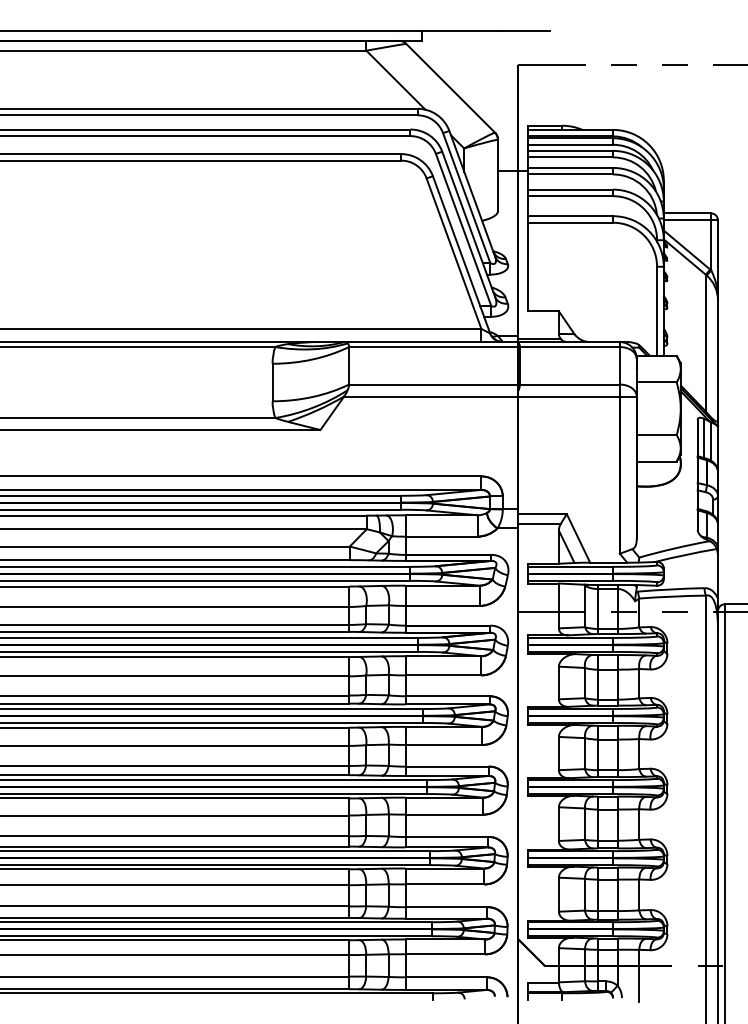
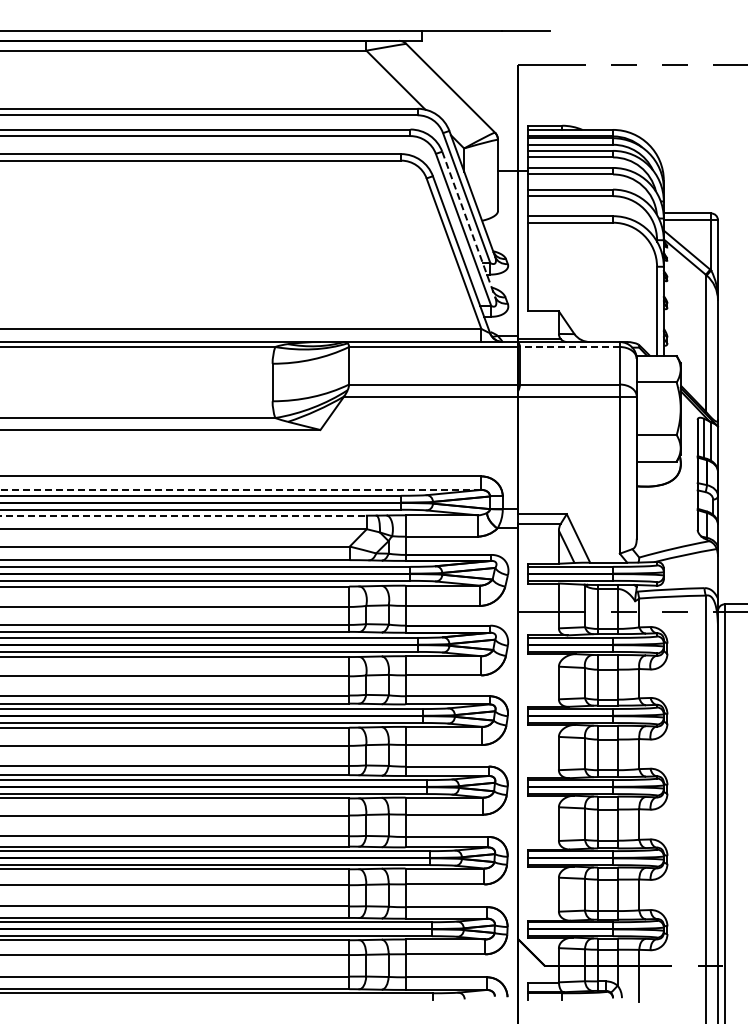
line: solid -> dashed (468, 224)
line: solid -> dashed (569, 347)
line: solid -> dashed (240, 489)
line: solid -> dashed (184, 515)
